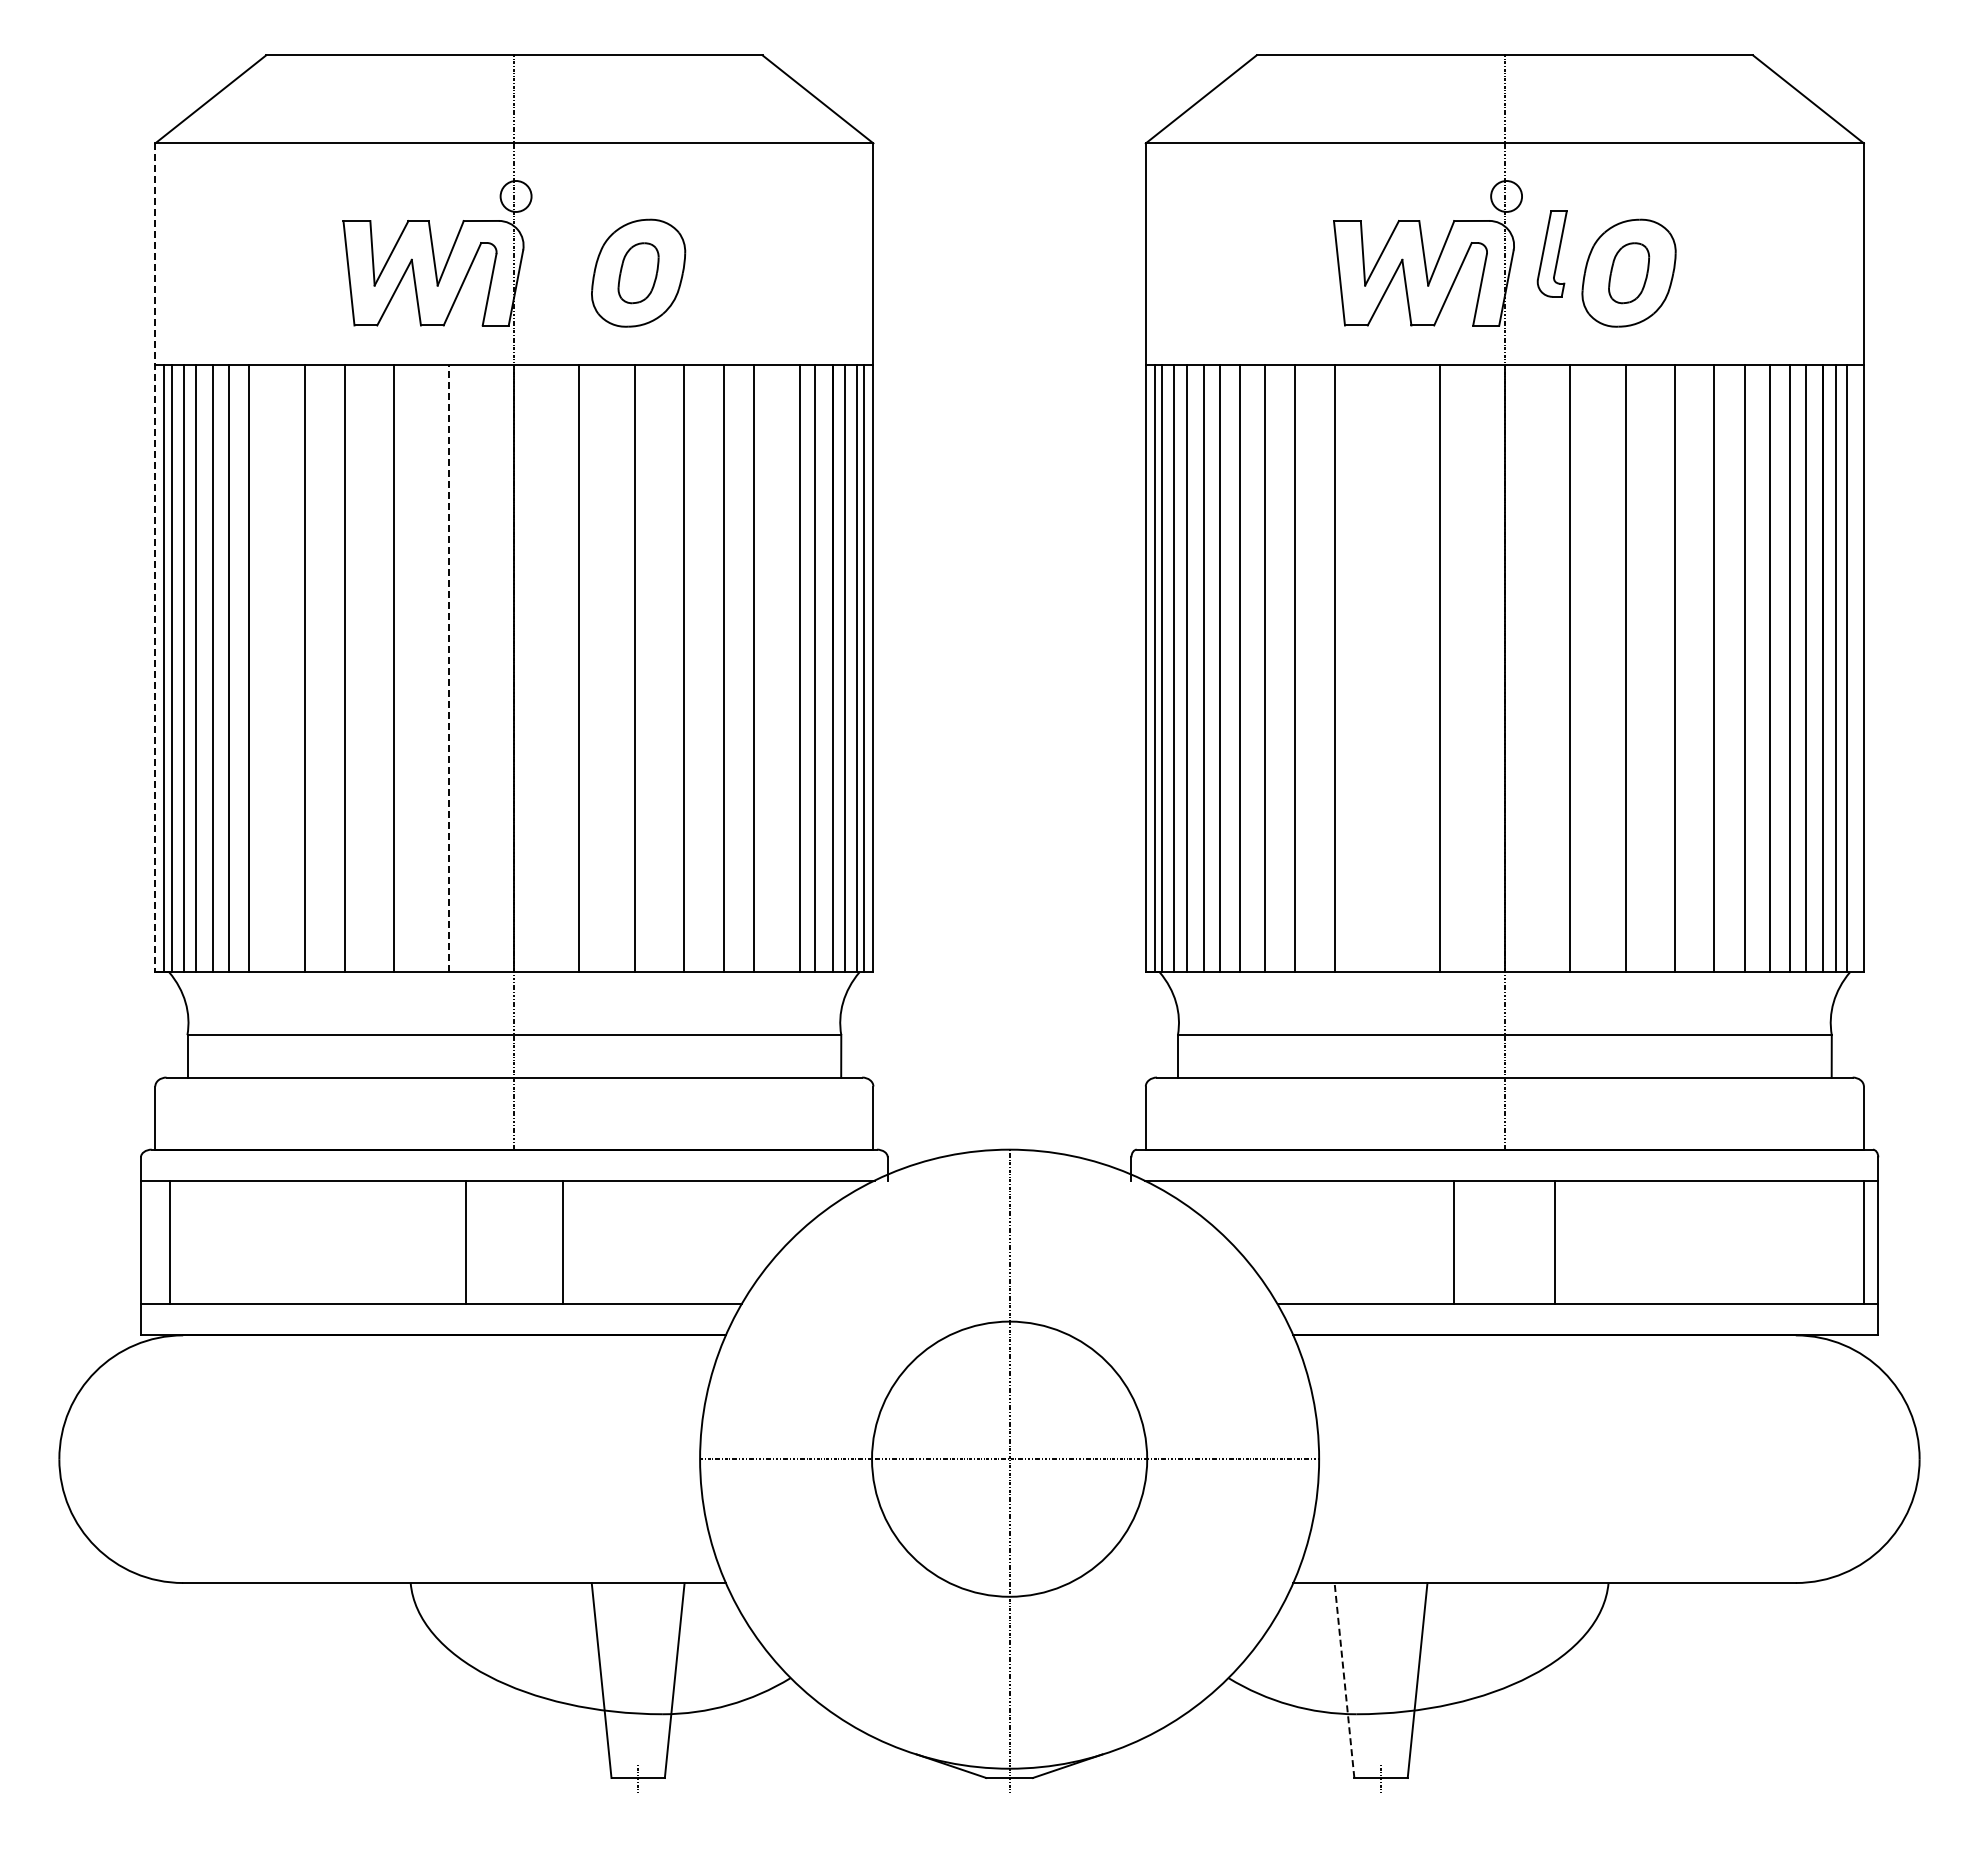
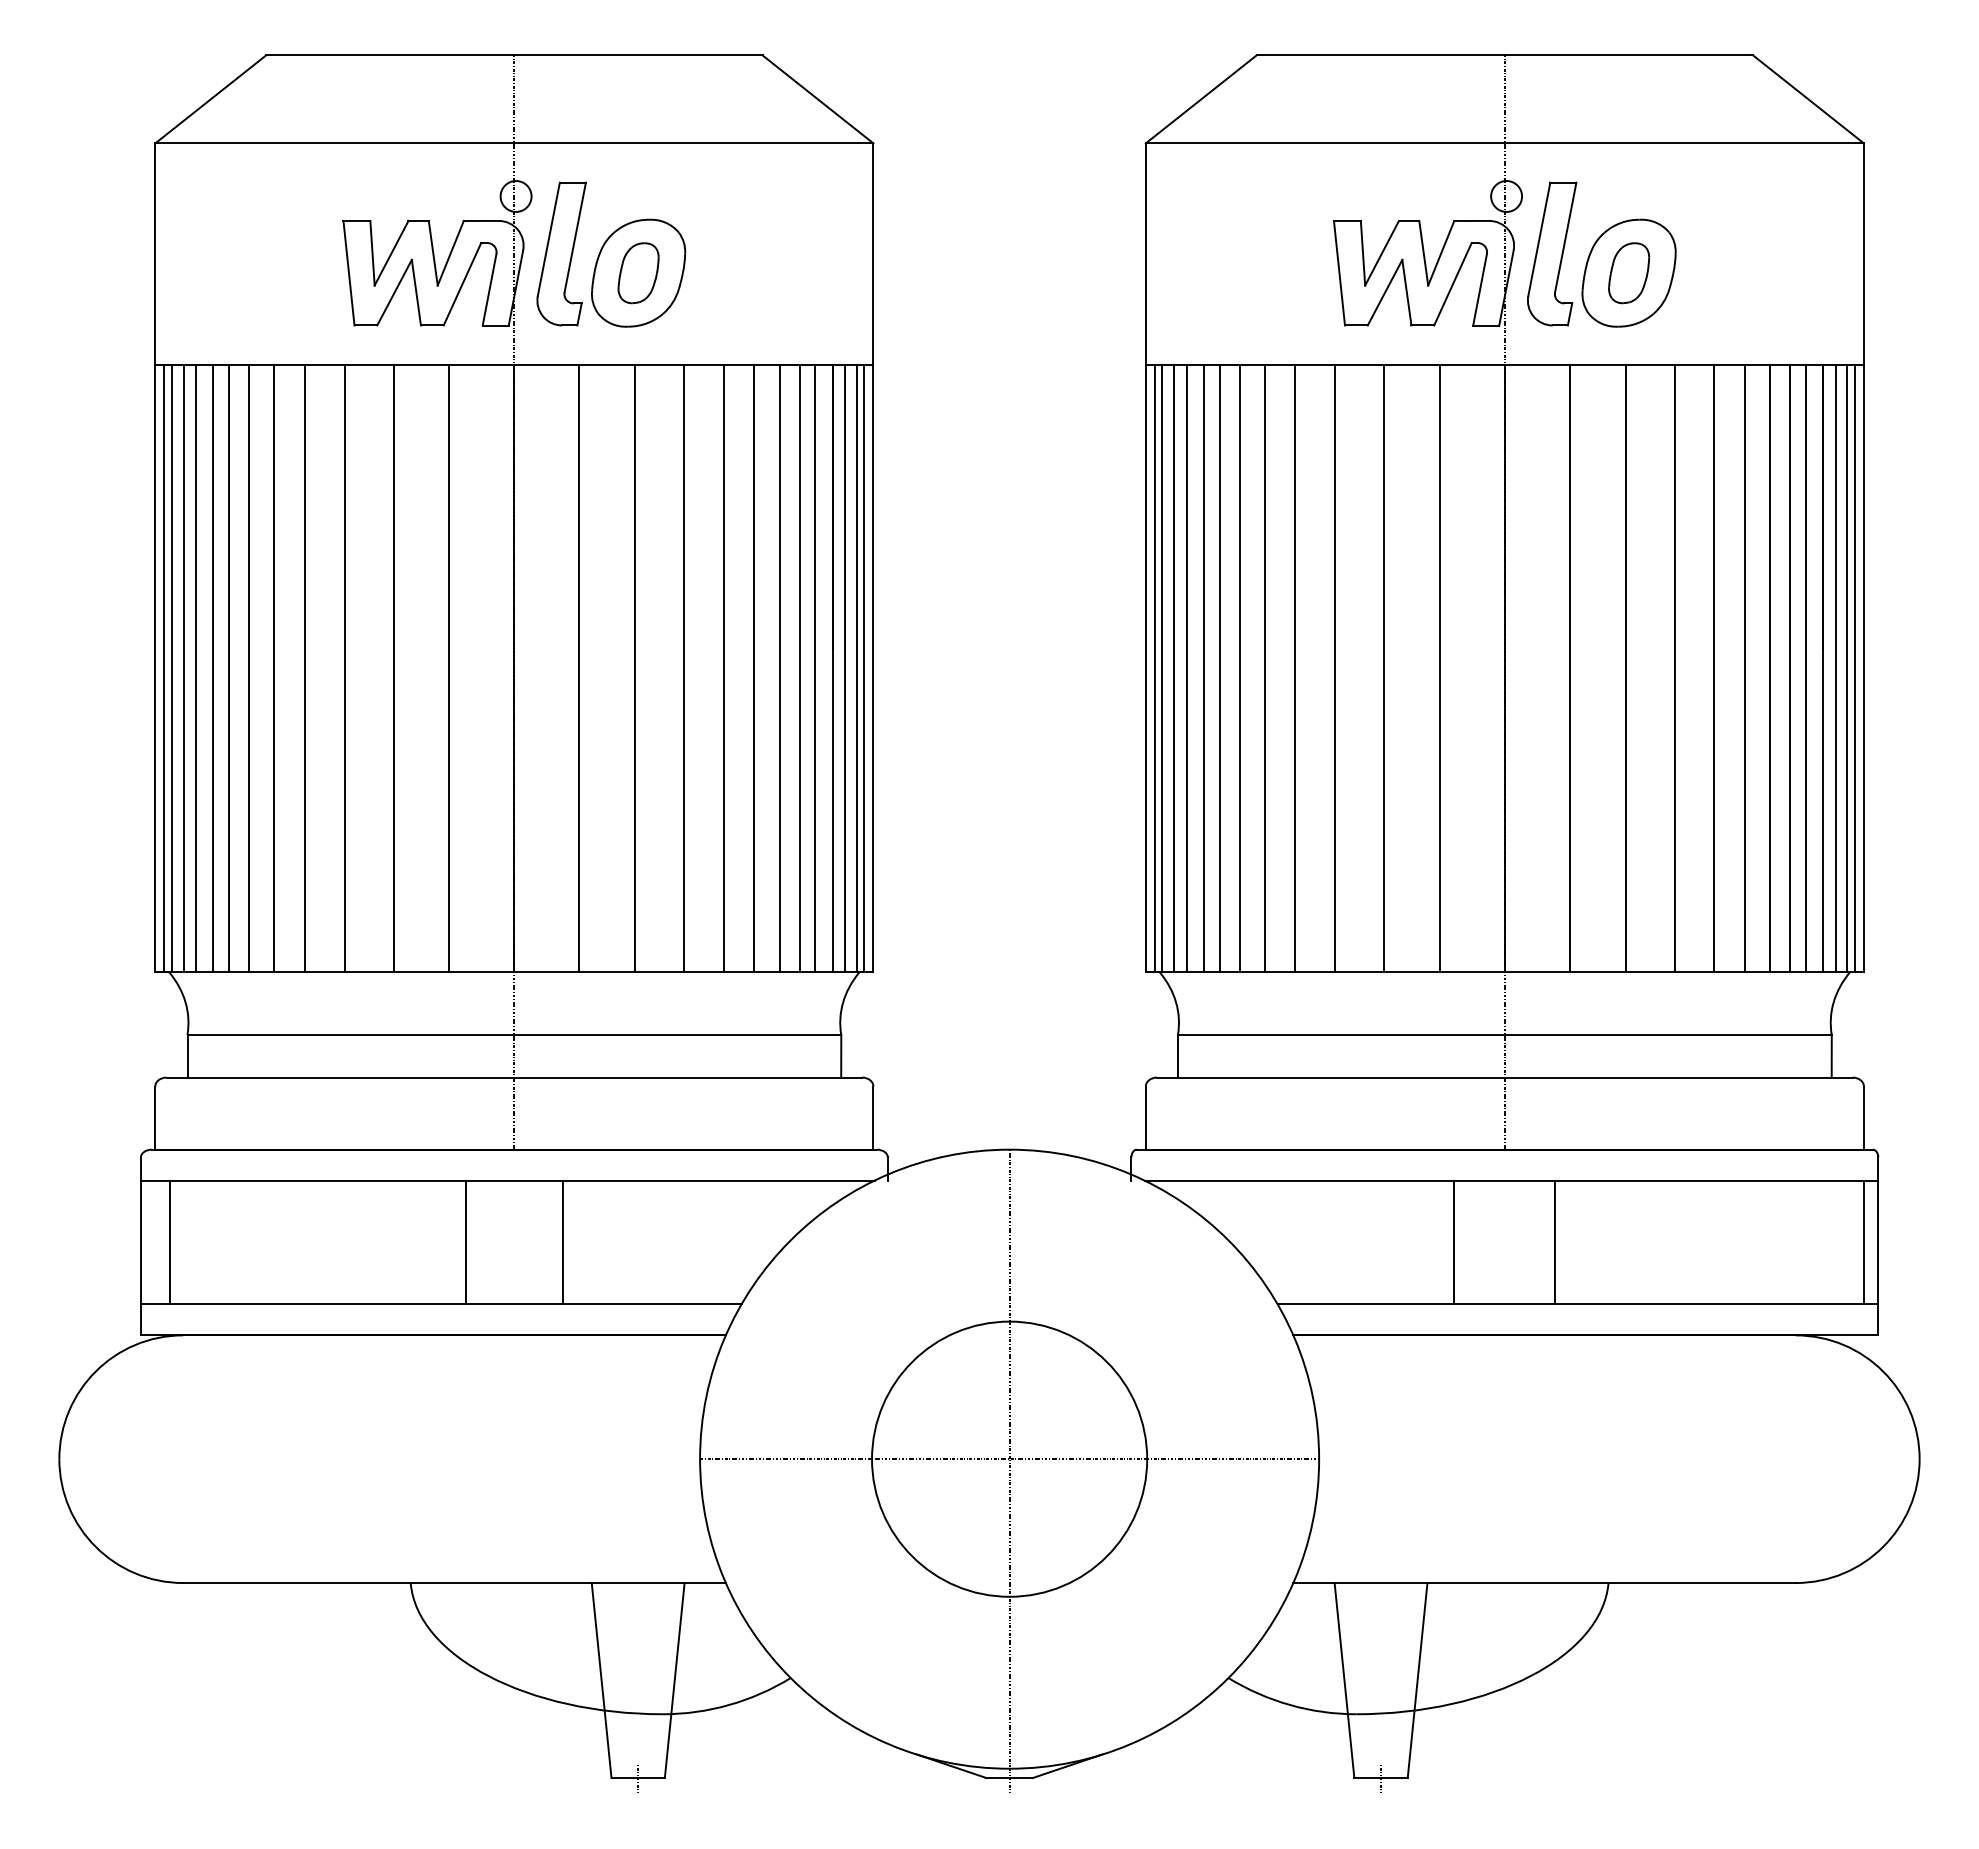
part: none -> present (561, 253)
part size: 32x88 px -> 51x146 px (1552, 253)
line: dashed -> solid (155, 558)
line: none -> present (274, 668)
line: dashed -> solid (449, 668)
line: none -> present (779, 668)
line: none -> present (1384, 668)
line: none -> present (1854, 668)
line: dashed -> solid (1344, 1680)
